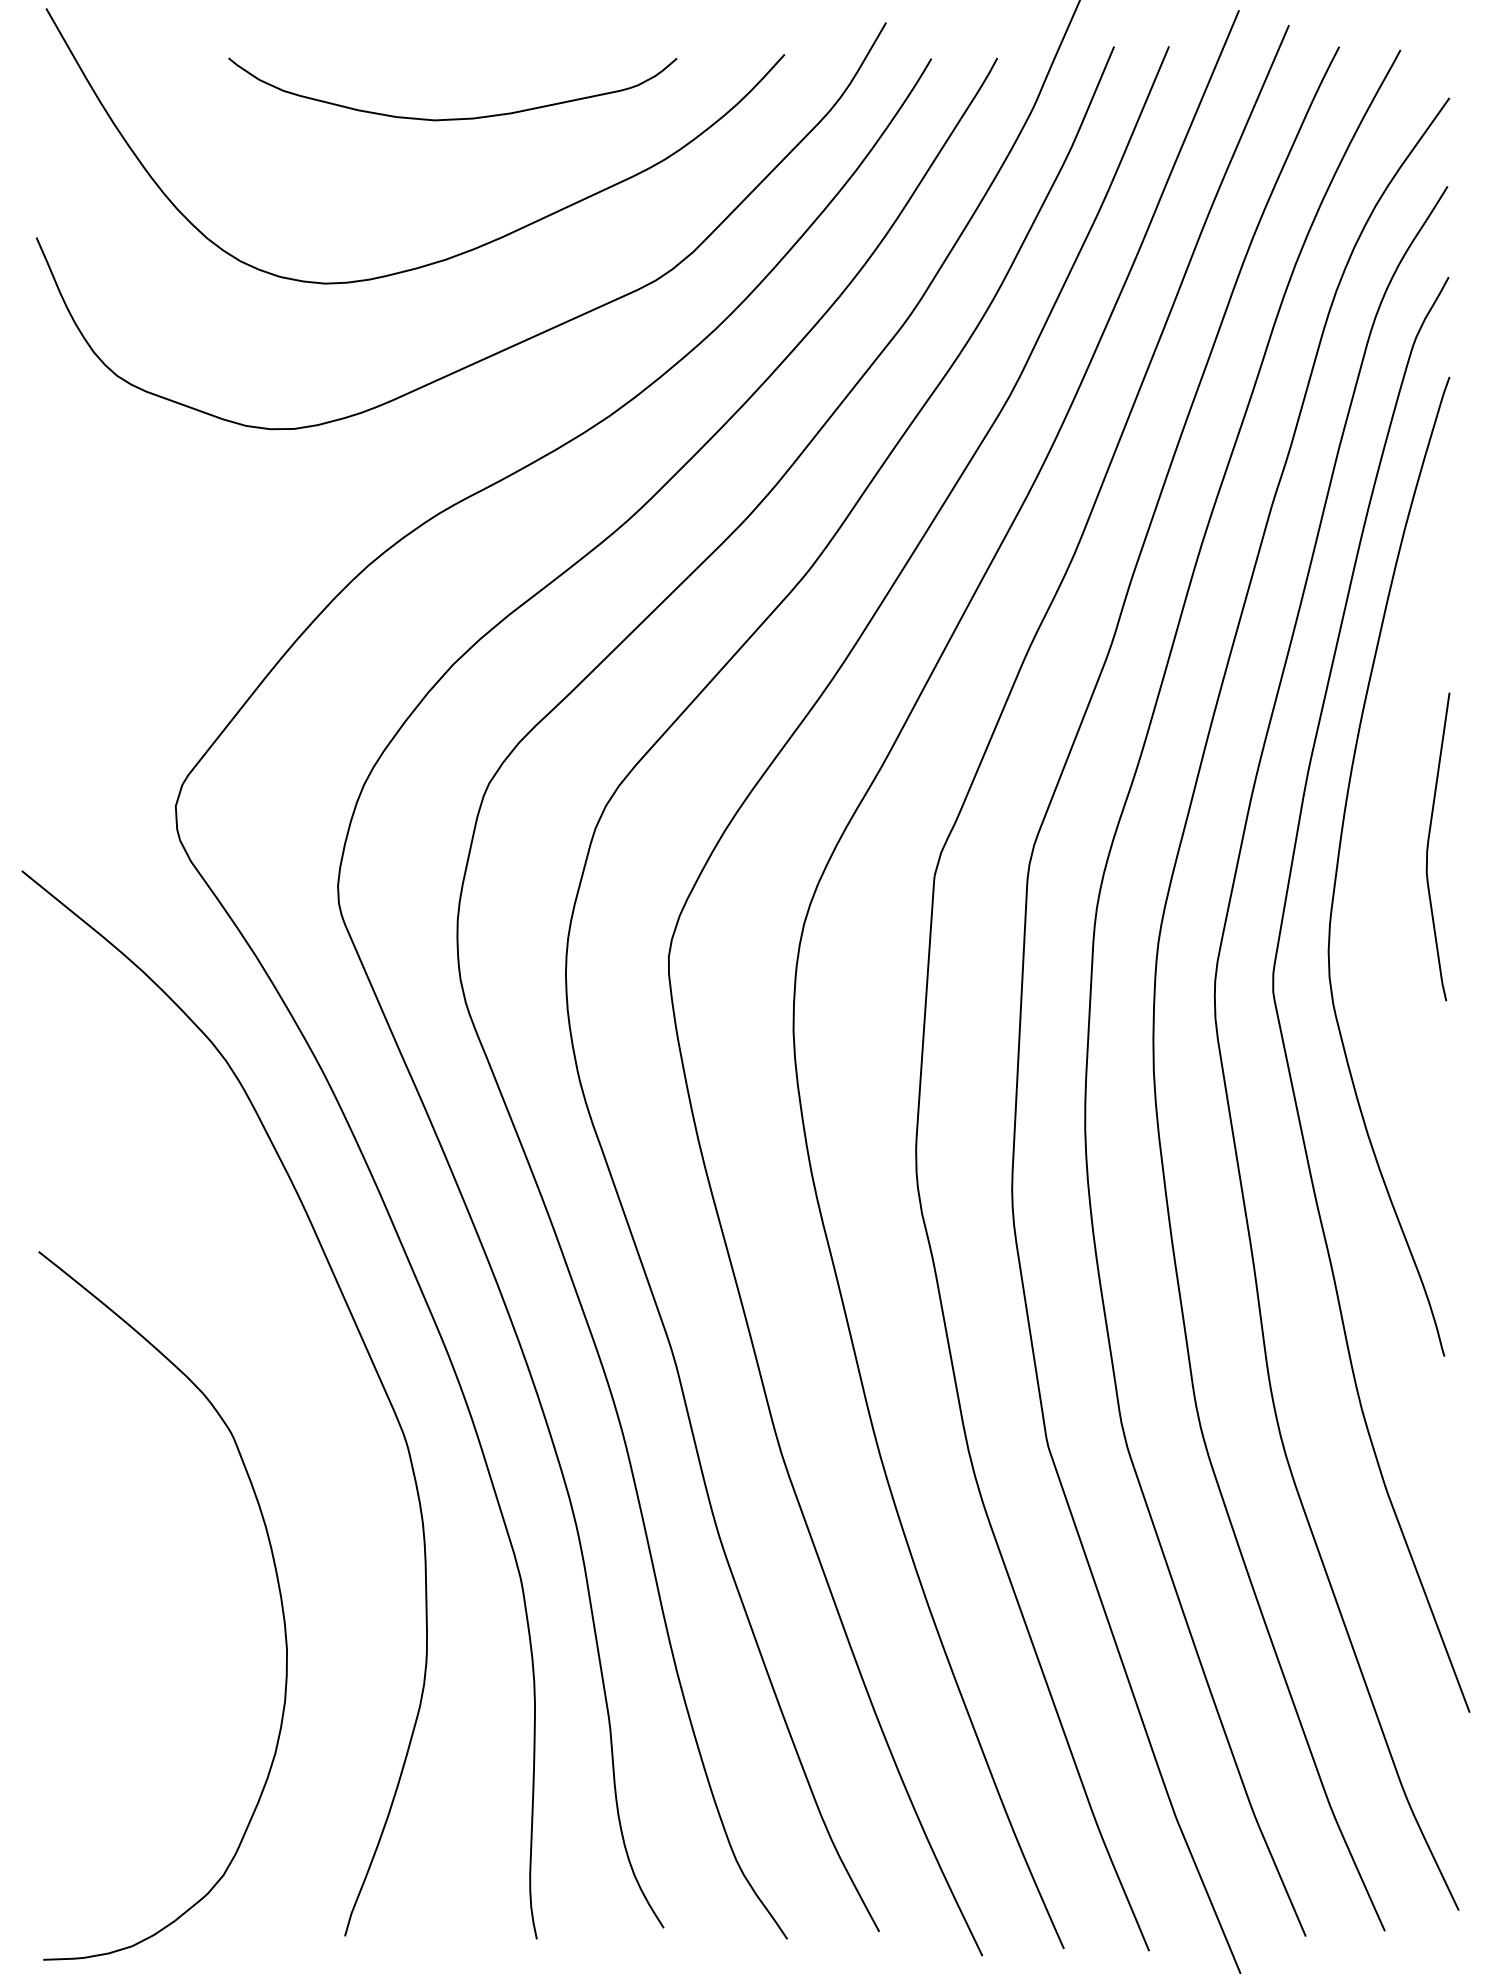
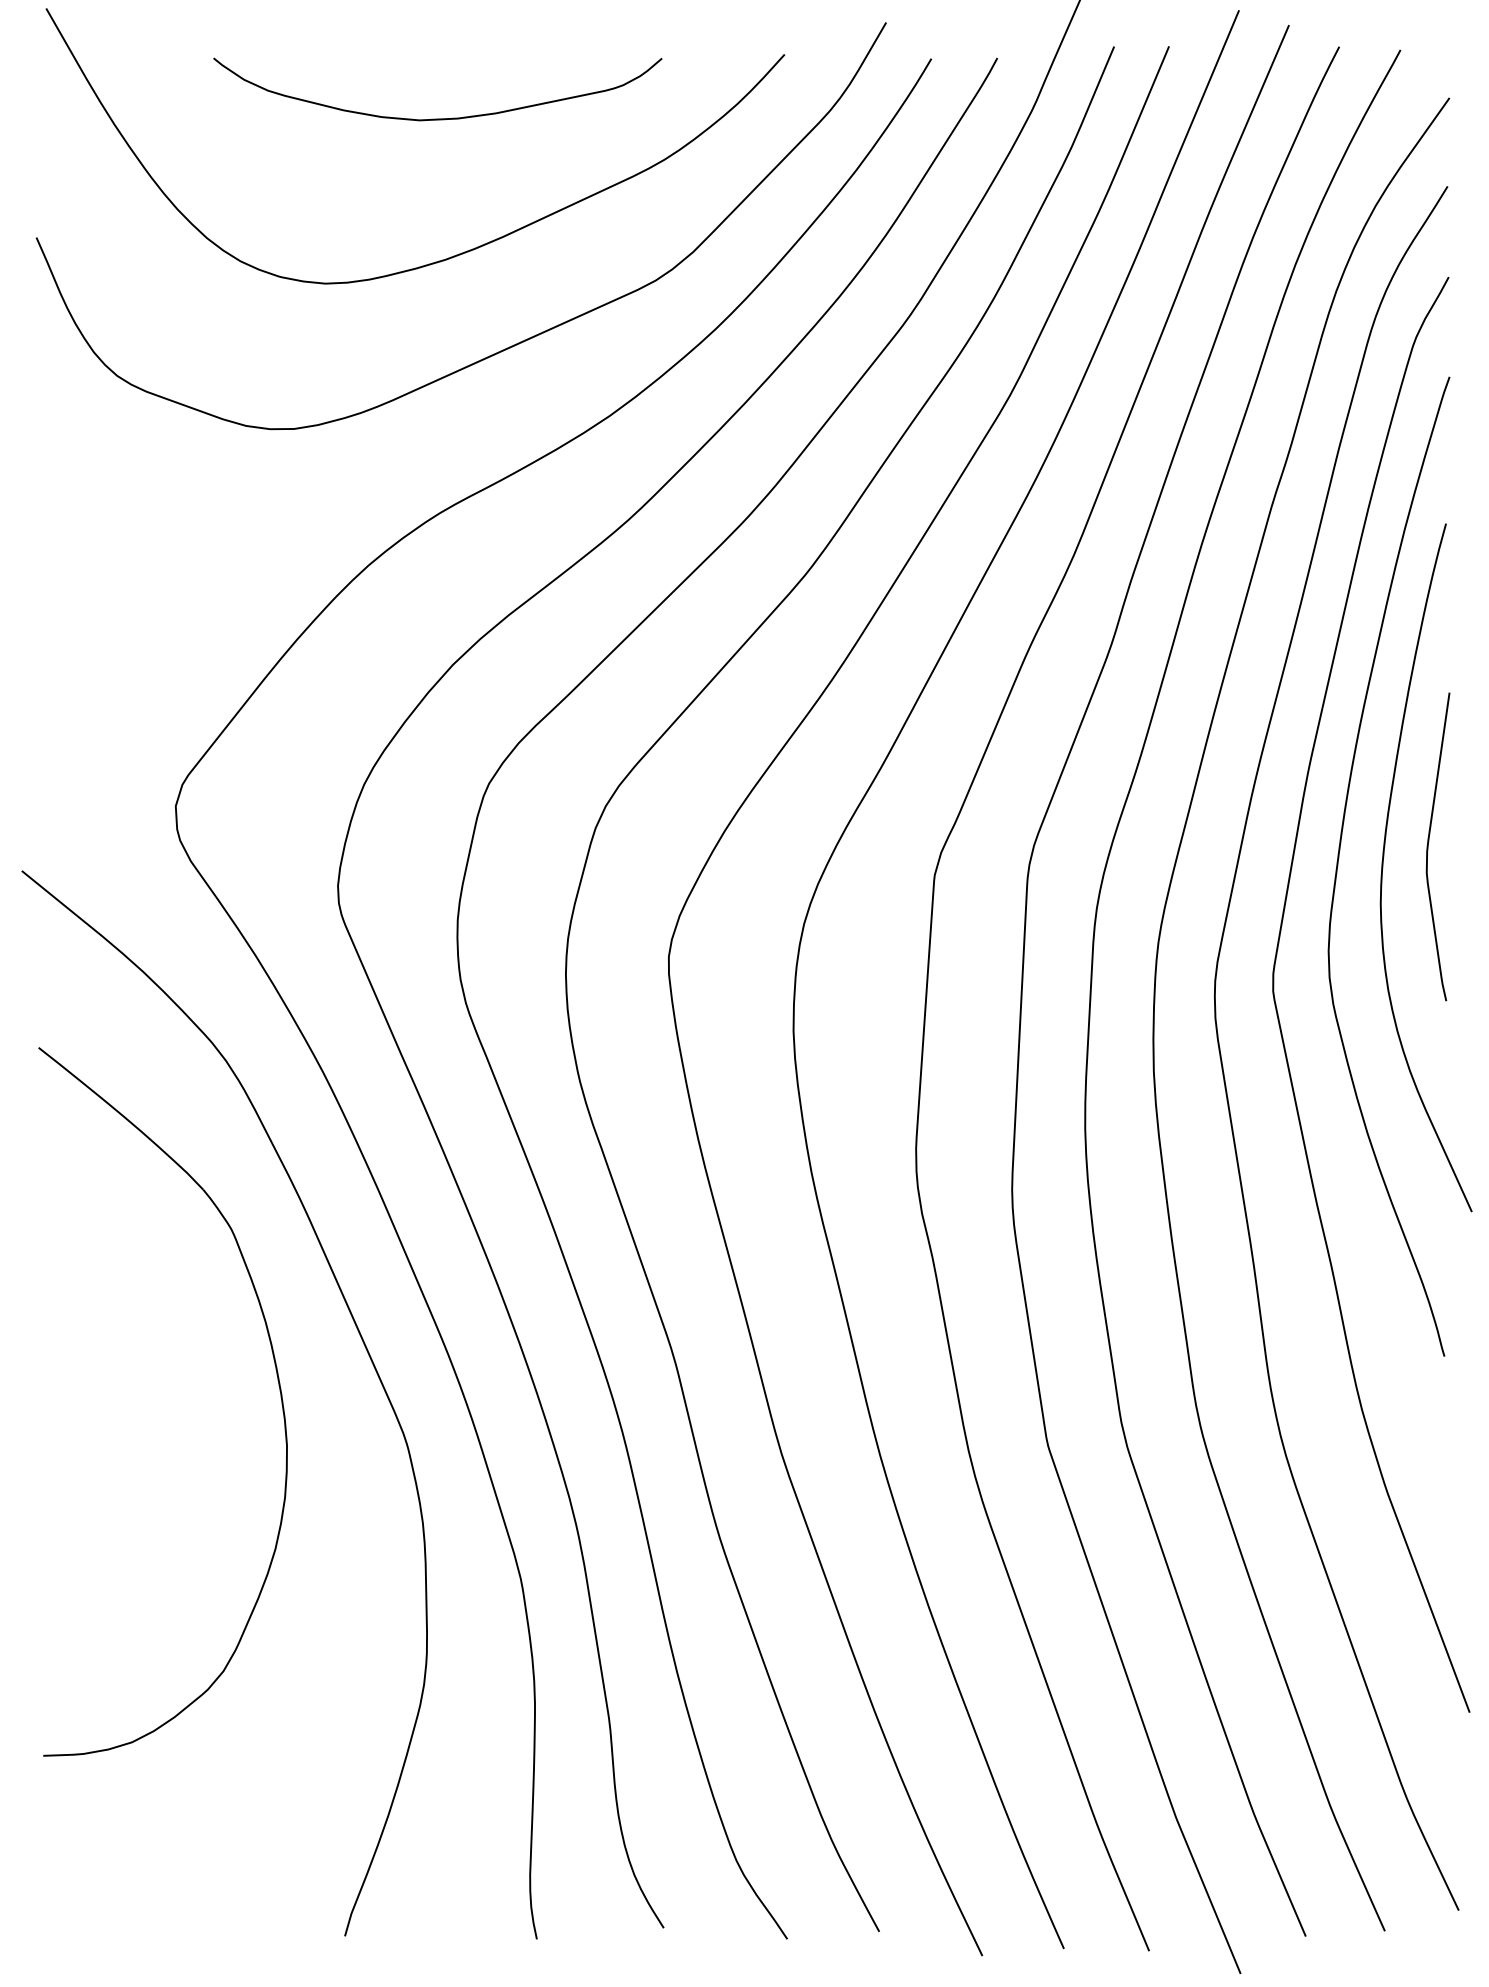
curve position: (452, 118) -> (437, 118) (437, 118)
curve: none -> present (1383, 867)
part position: (277, 1584) -> (277, 1380) (277, 1380)
